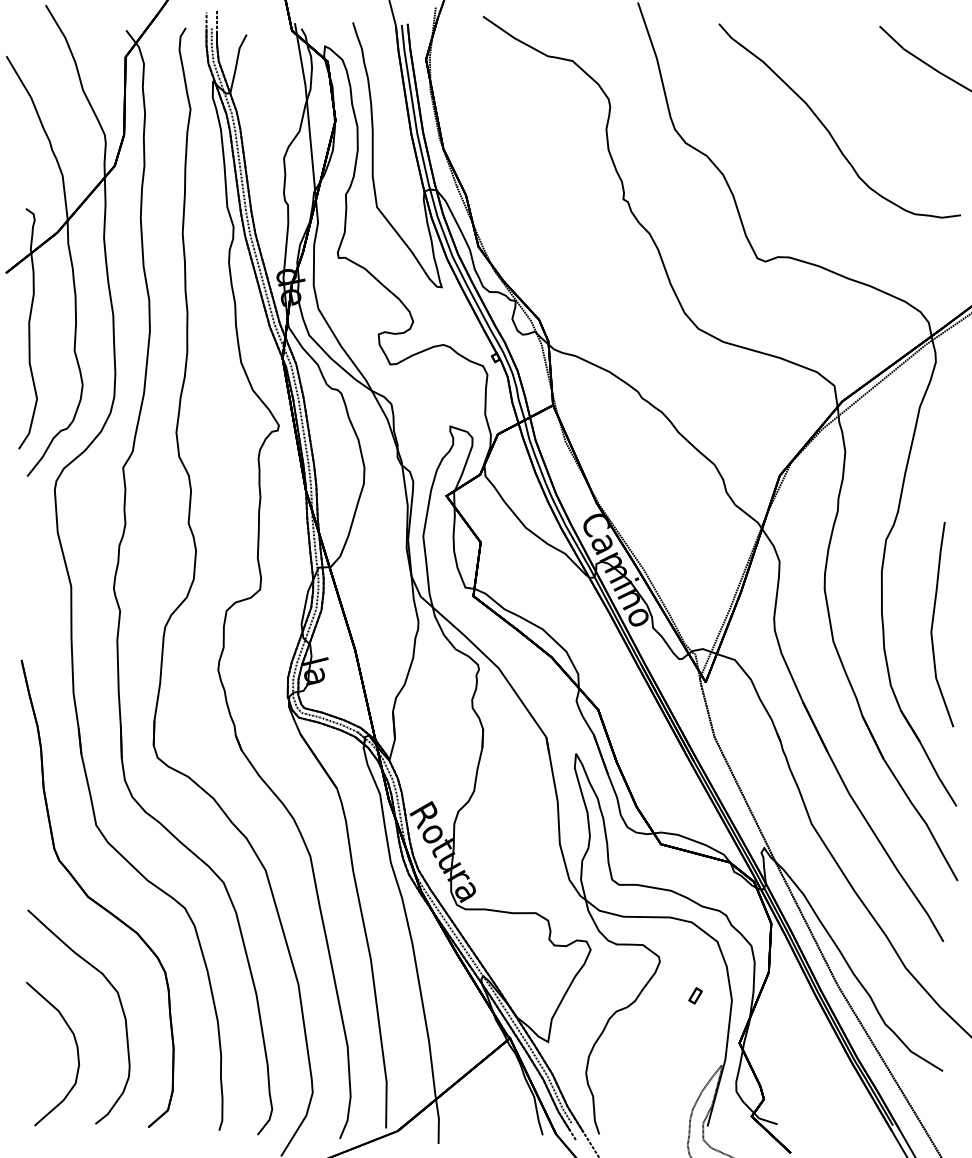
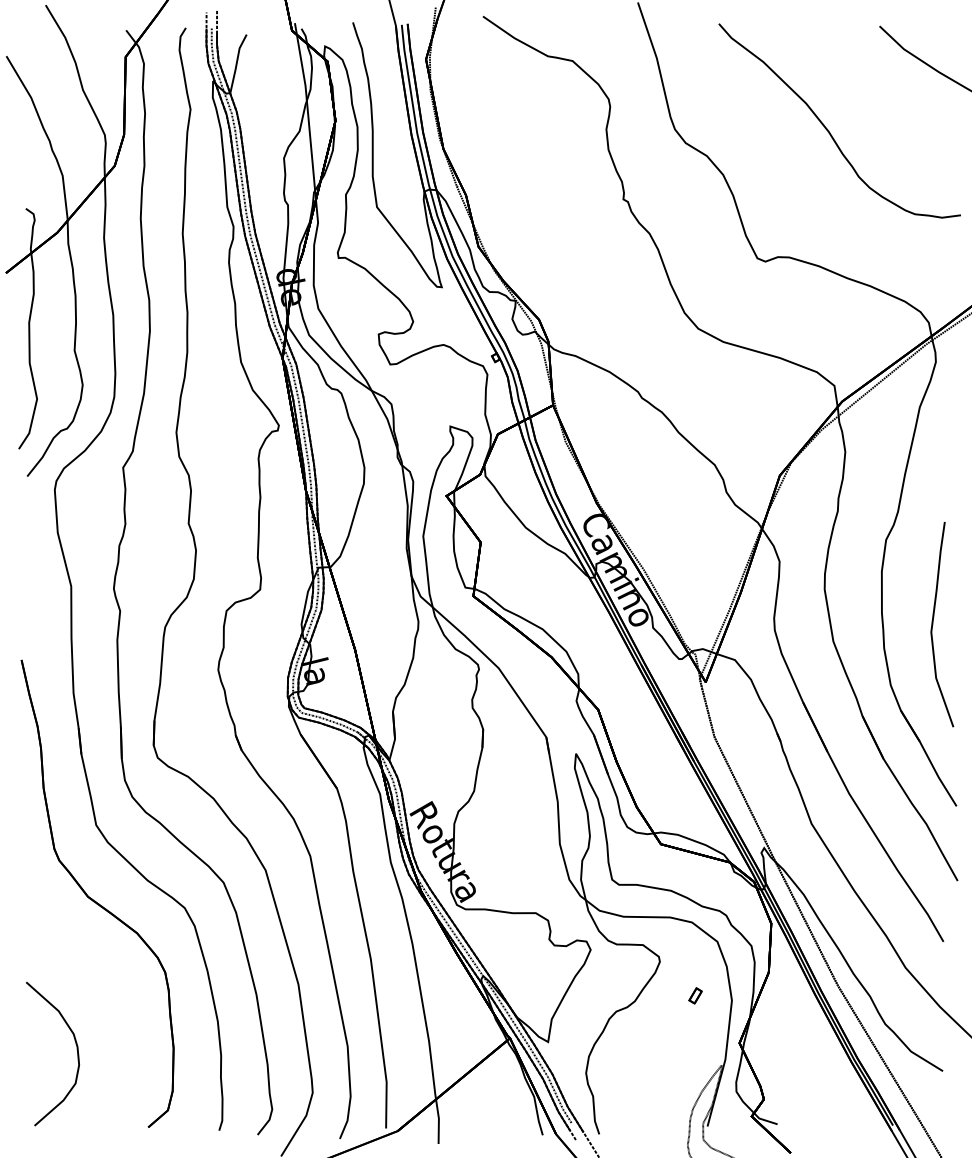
part: present -> none (119, 1002)
